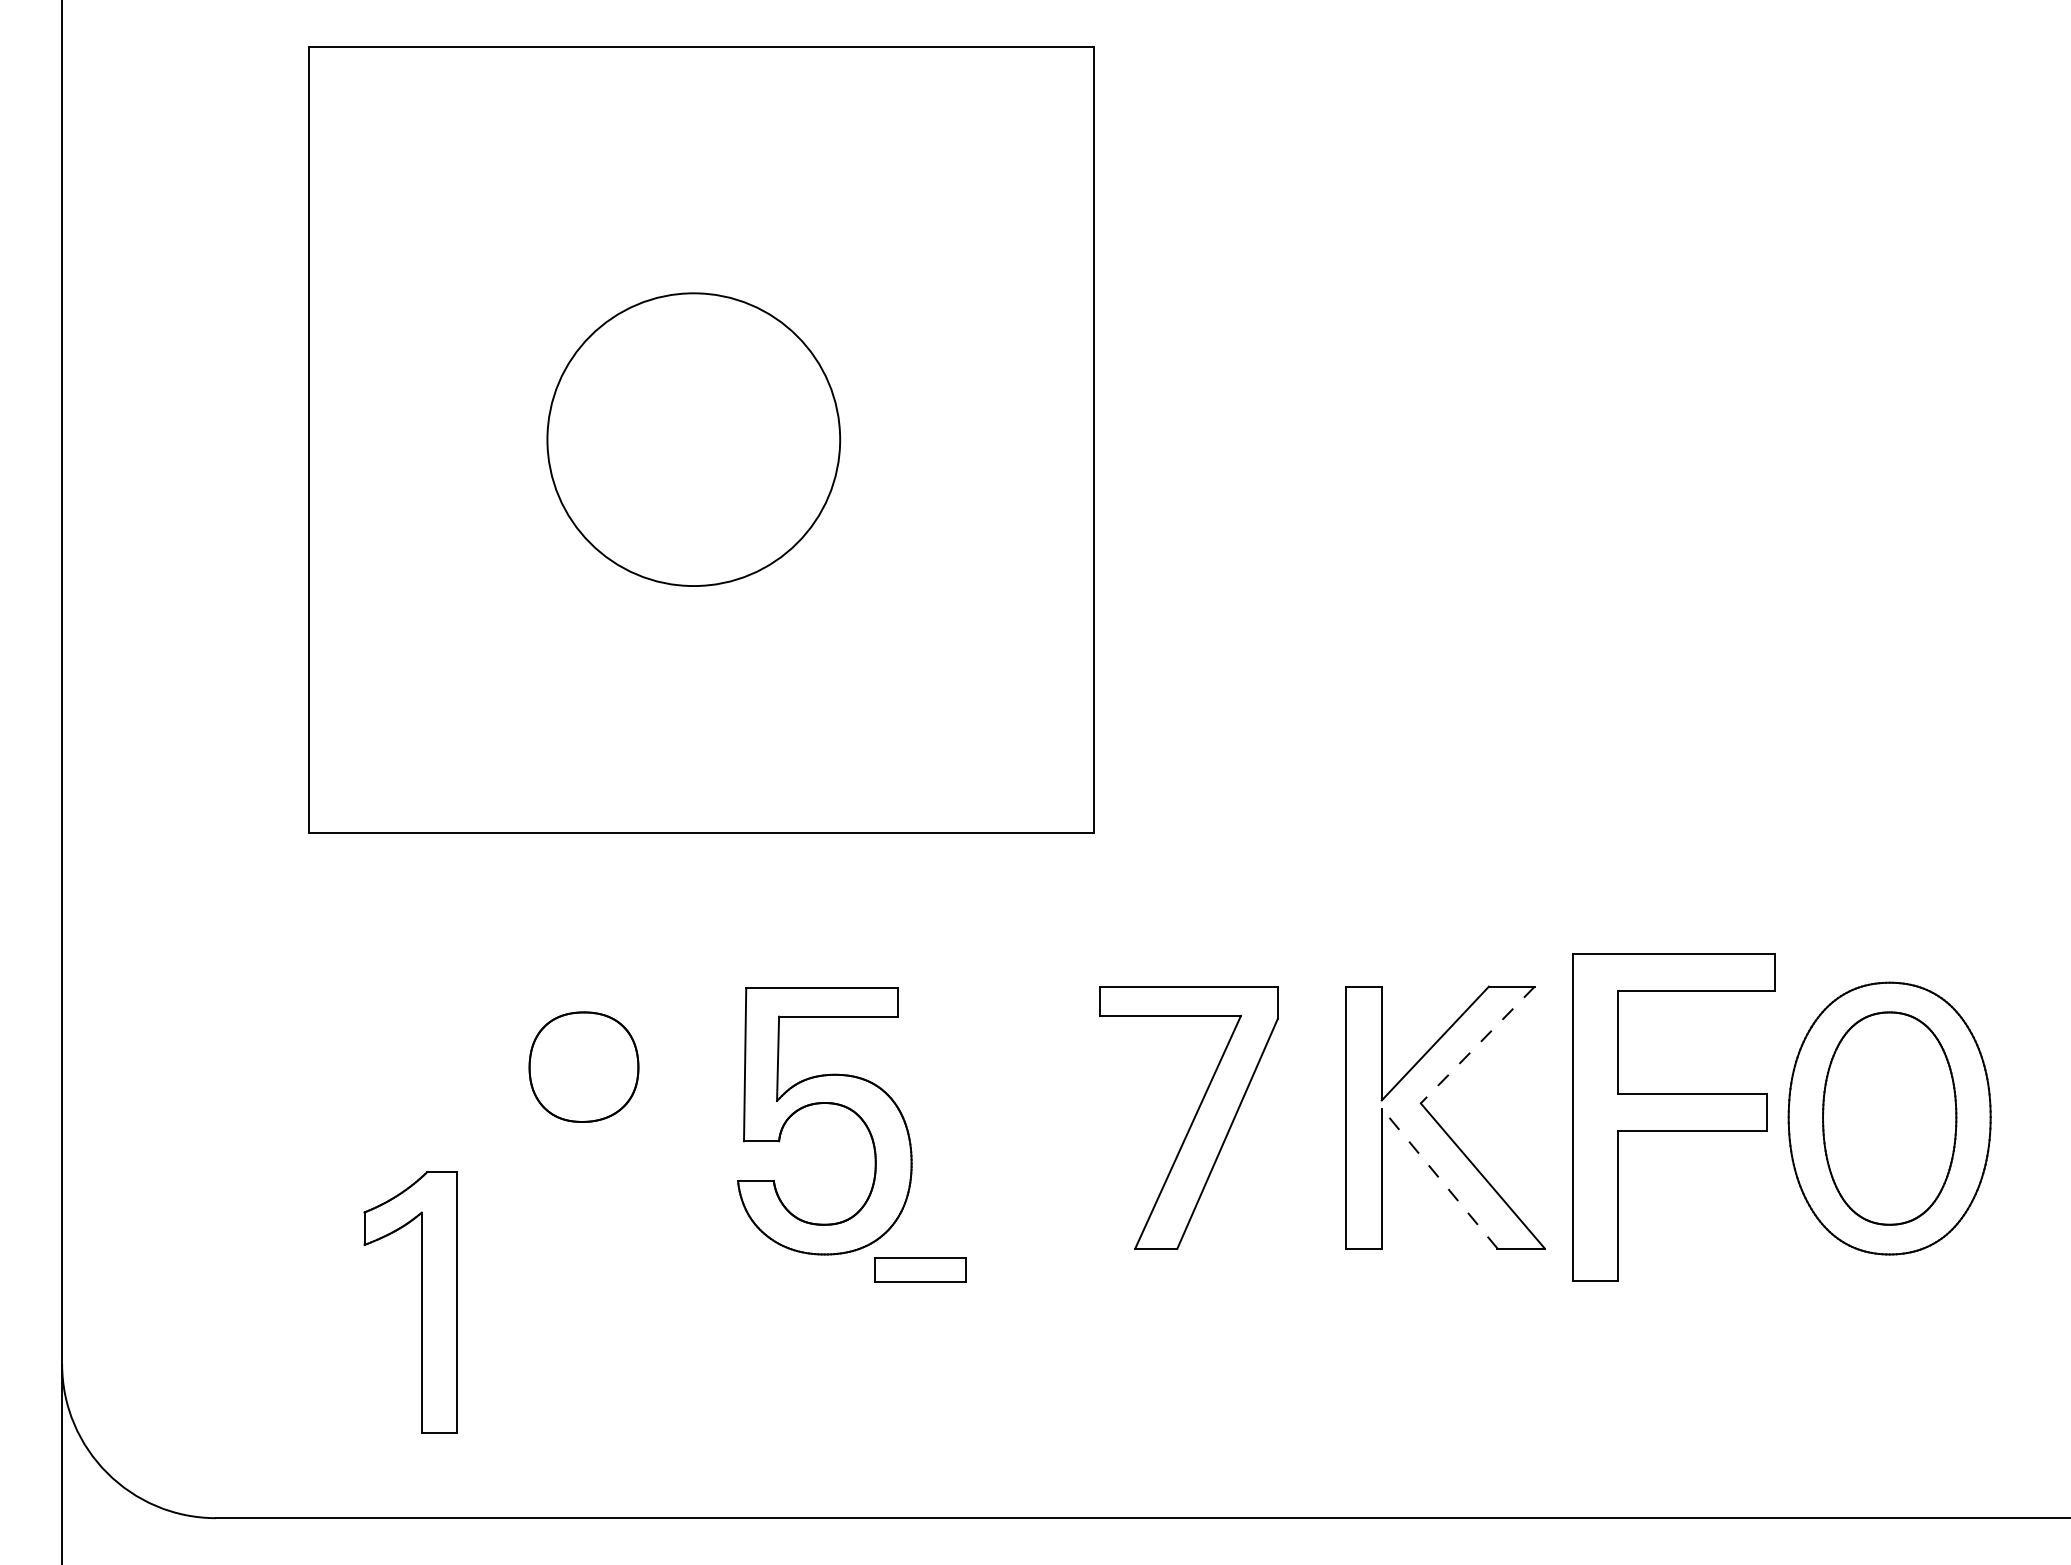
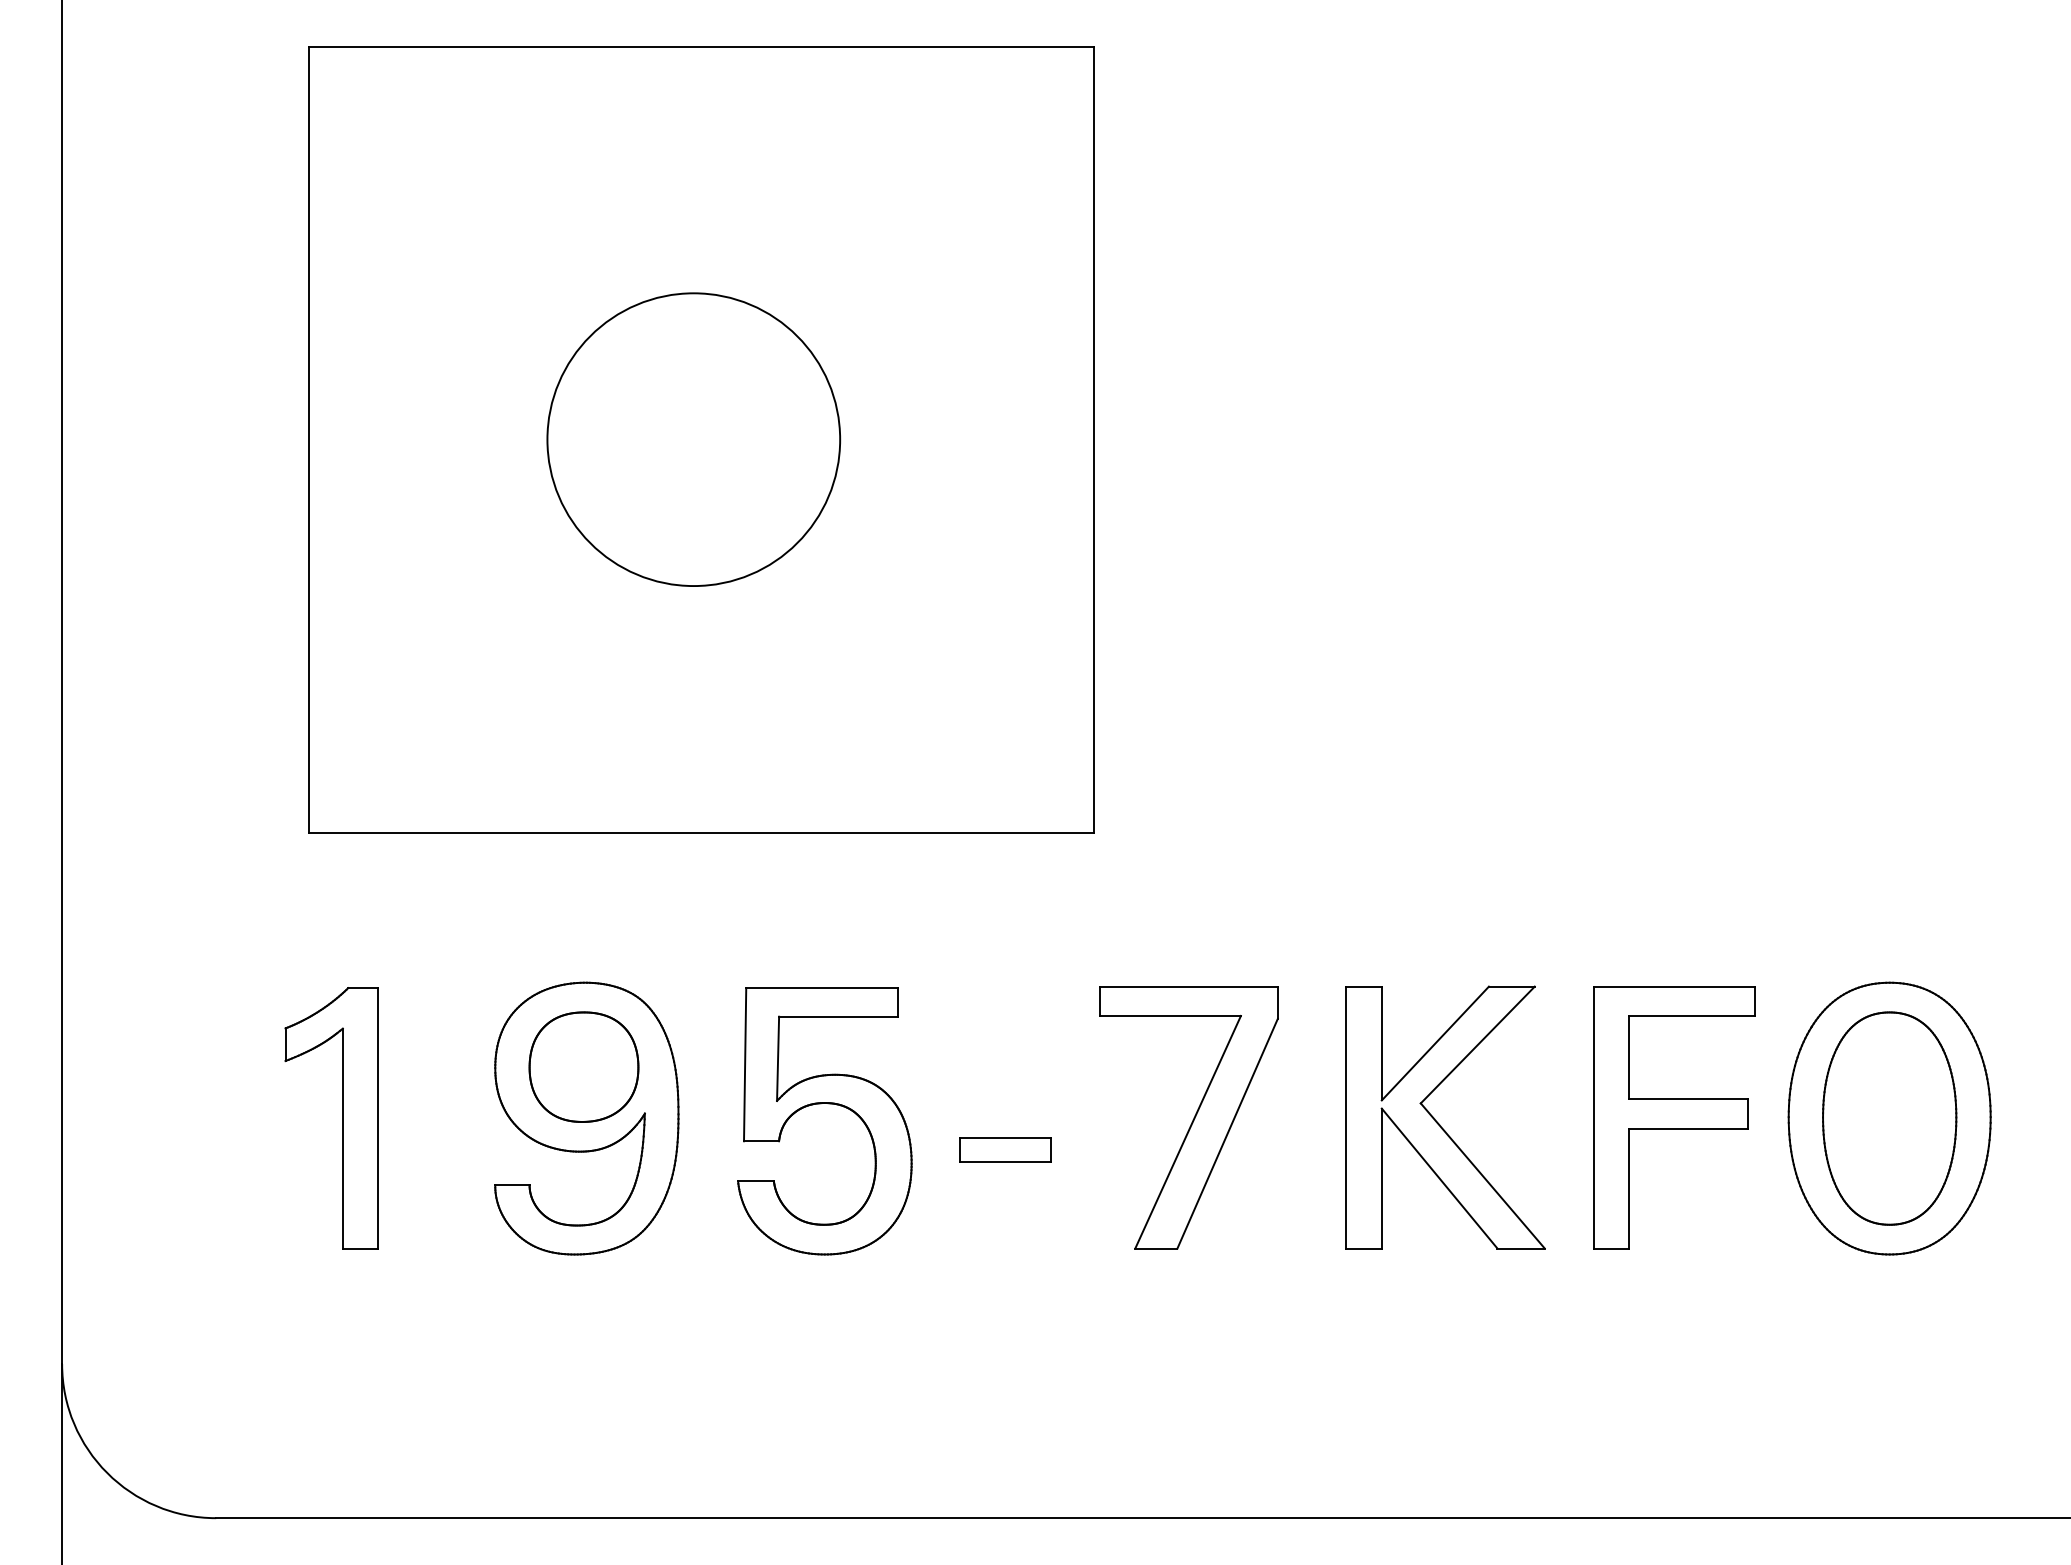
line: dashed -> solid (1477, 1045)
part size: 204x329 px -> 163x264 px (1674, 1117)
part: none -> present (586, 1118)
line: dashed -> solid (1439, 1178)
part position: (920, 1269) -> (1005, 1149) (1005, 1149)
part position: (421, 1302) -> (342, 1118) (342, 1118)
